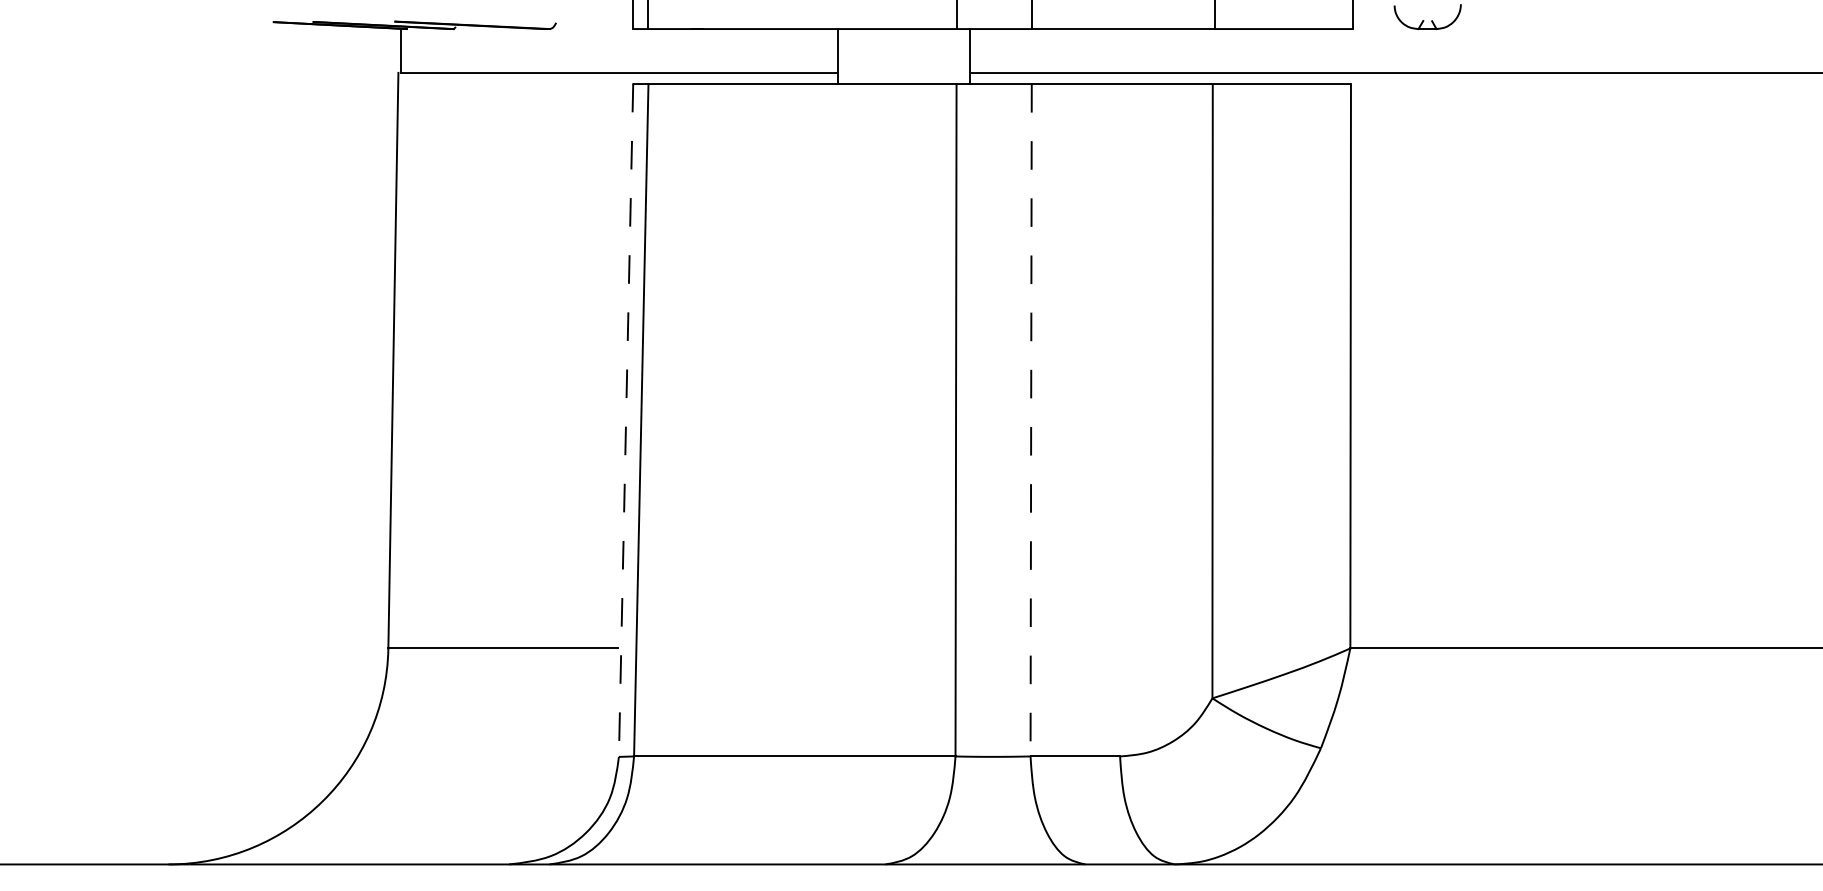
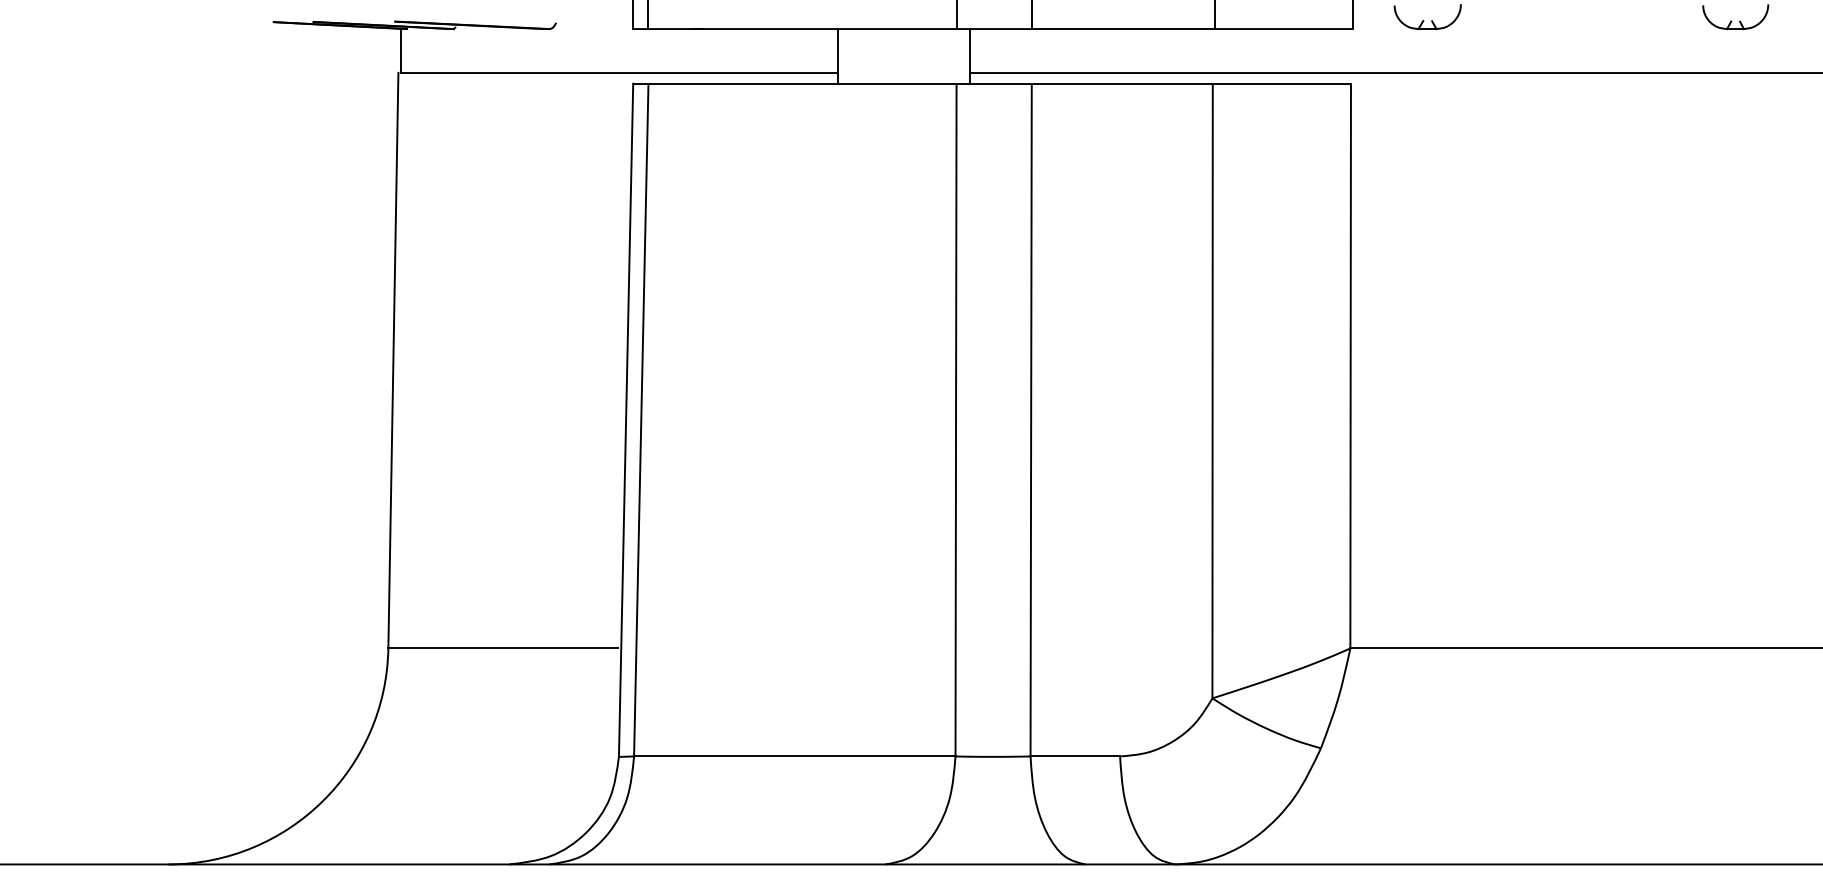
part: none -> present (1735, 17)
line: dashed -> solid (626, 420)
line: dashed -> solid (1031, 420)
